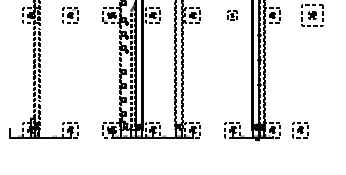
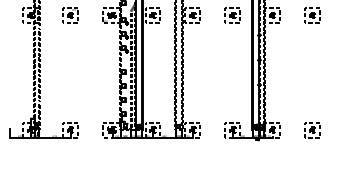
part size: 11x11 px -> 17x17 px (232, 15)
part size: 23x23 px -> 17x17 px (312, 15)
part position: (300, 130) -> (312, 130) (312, 130)
